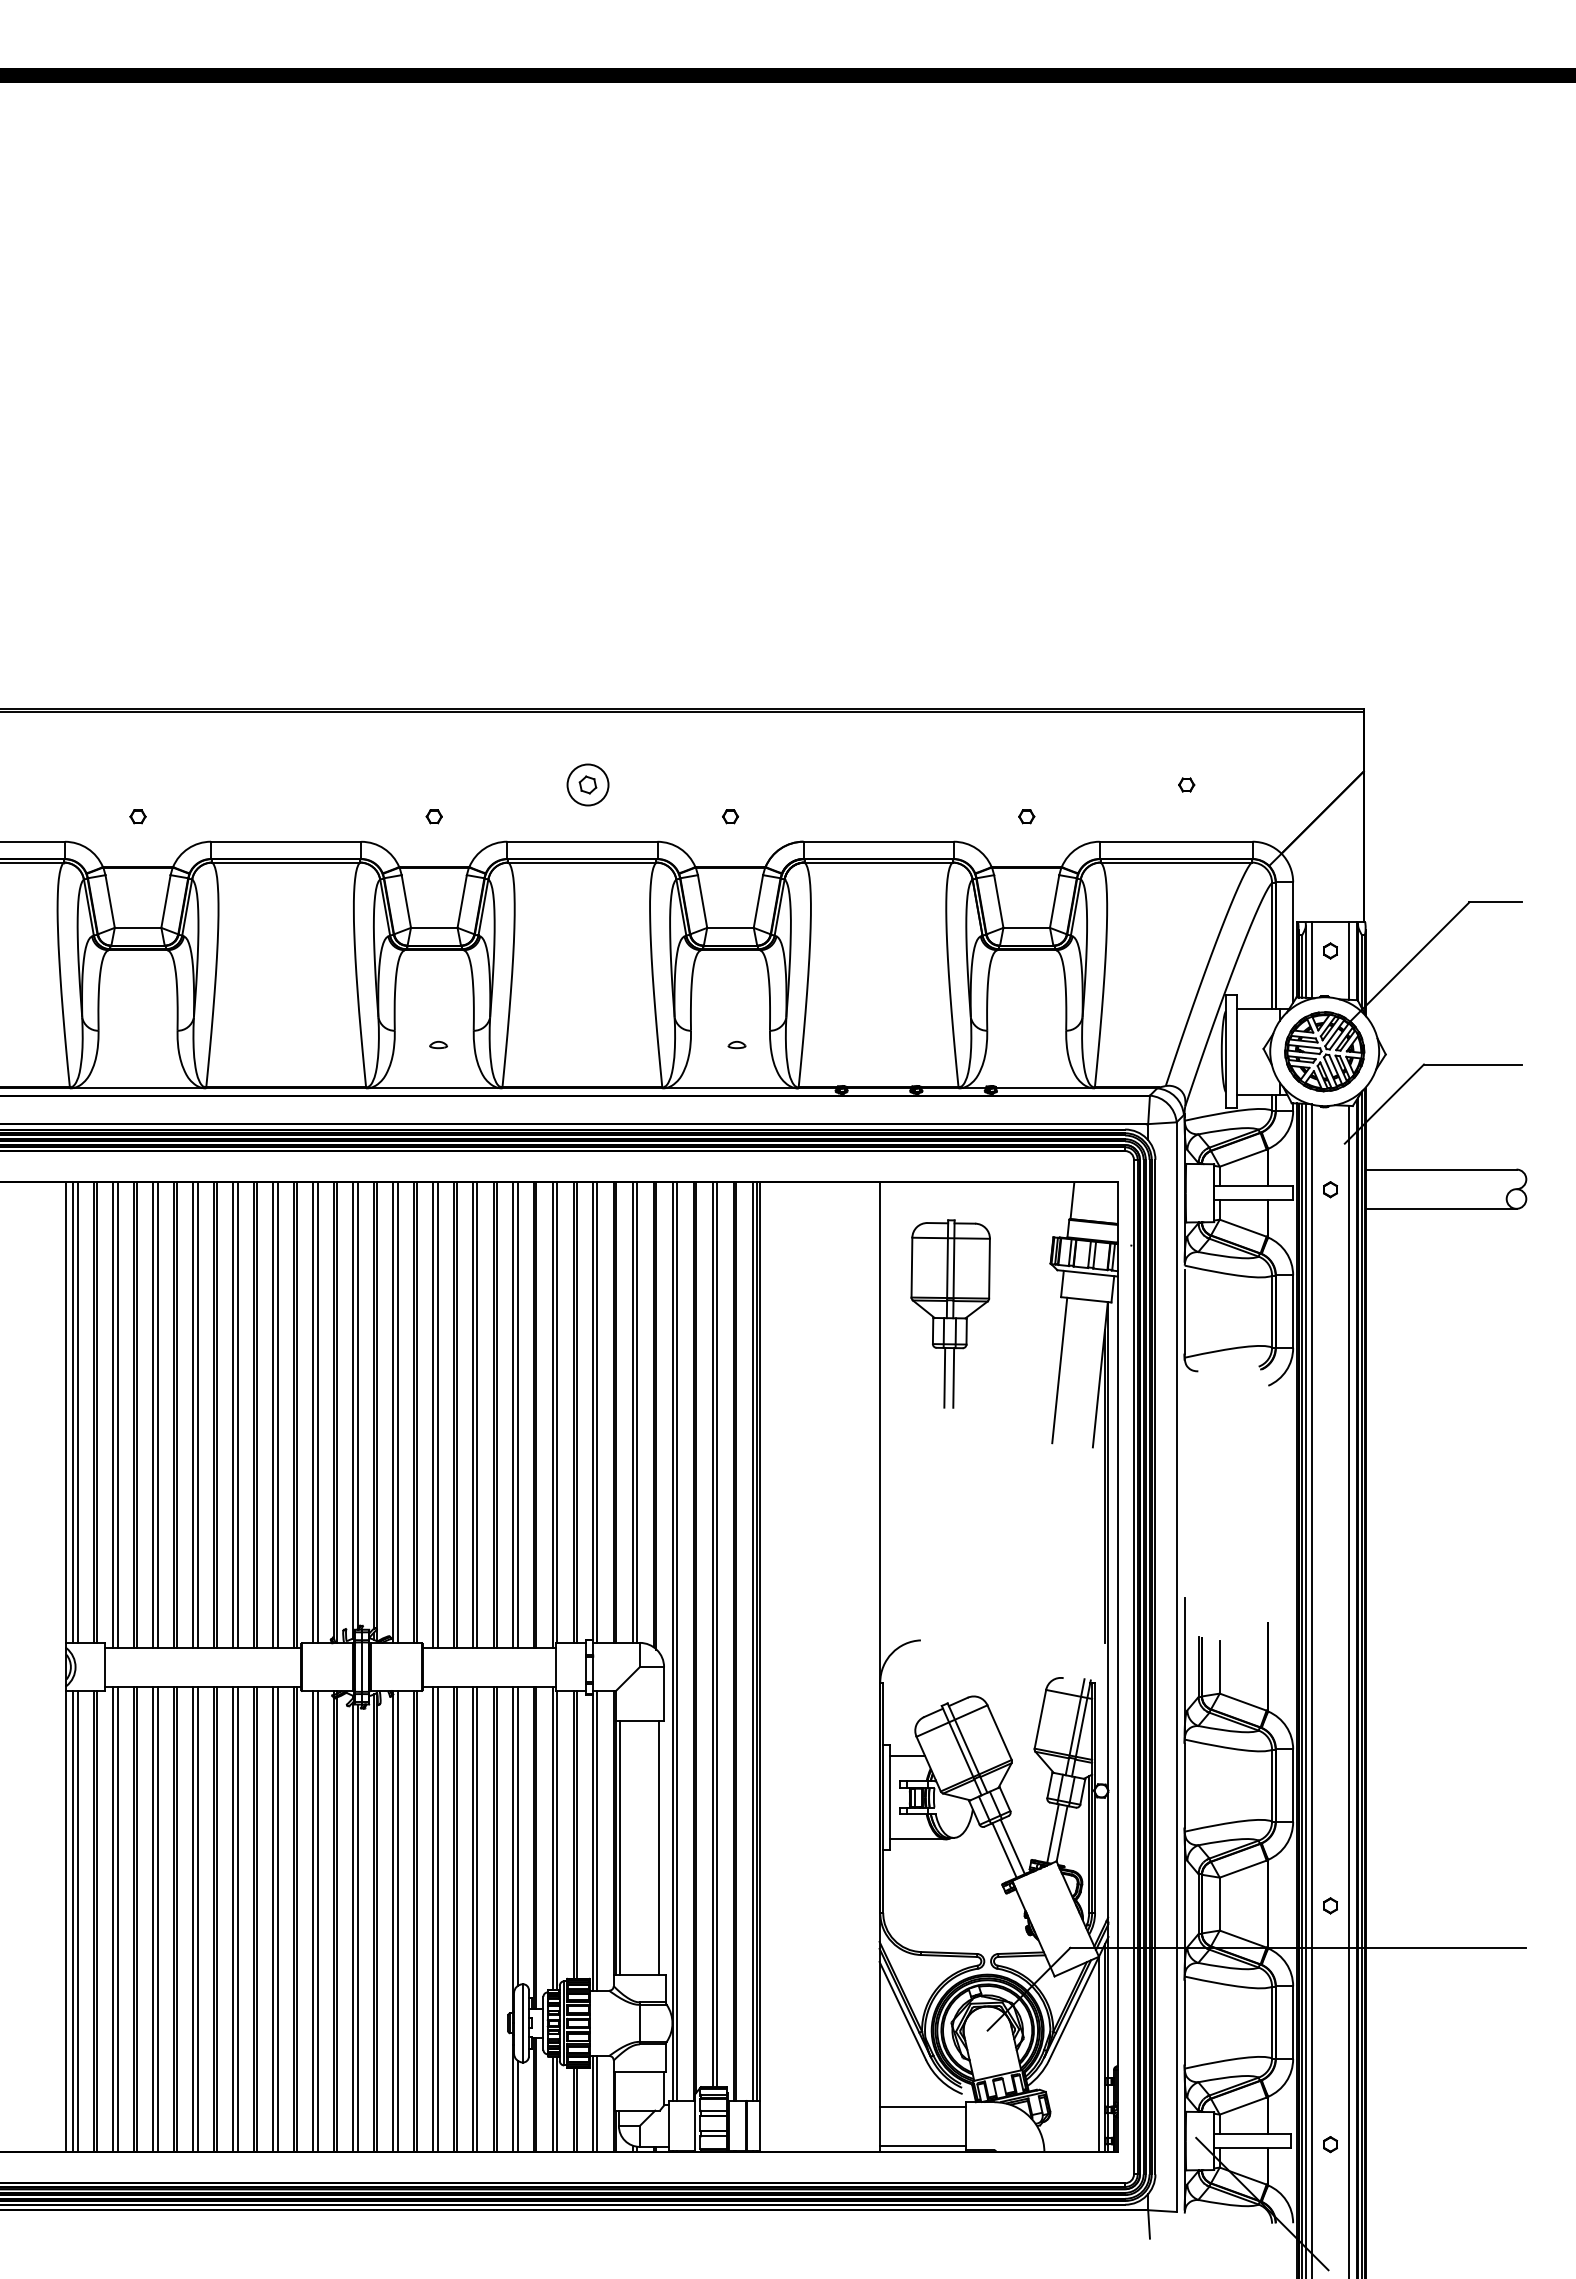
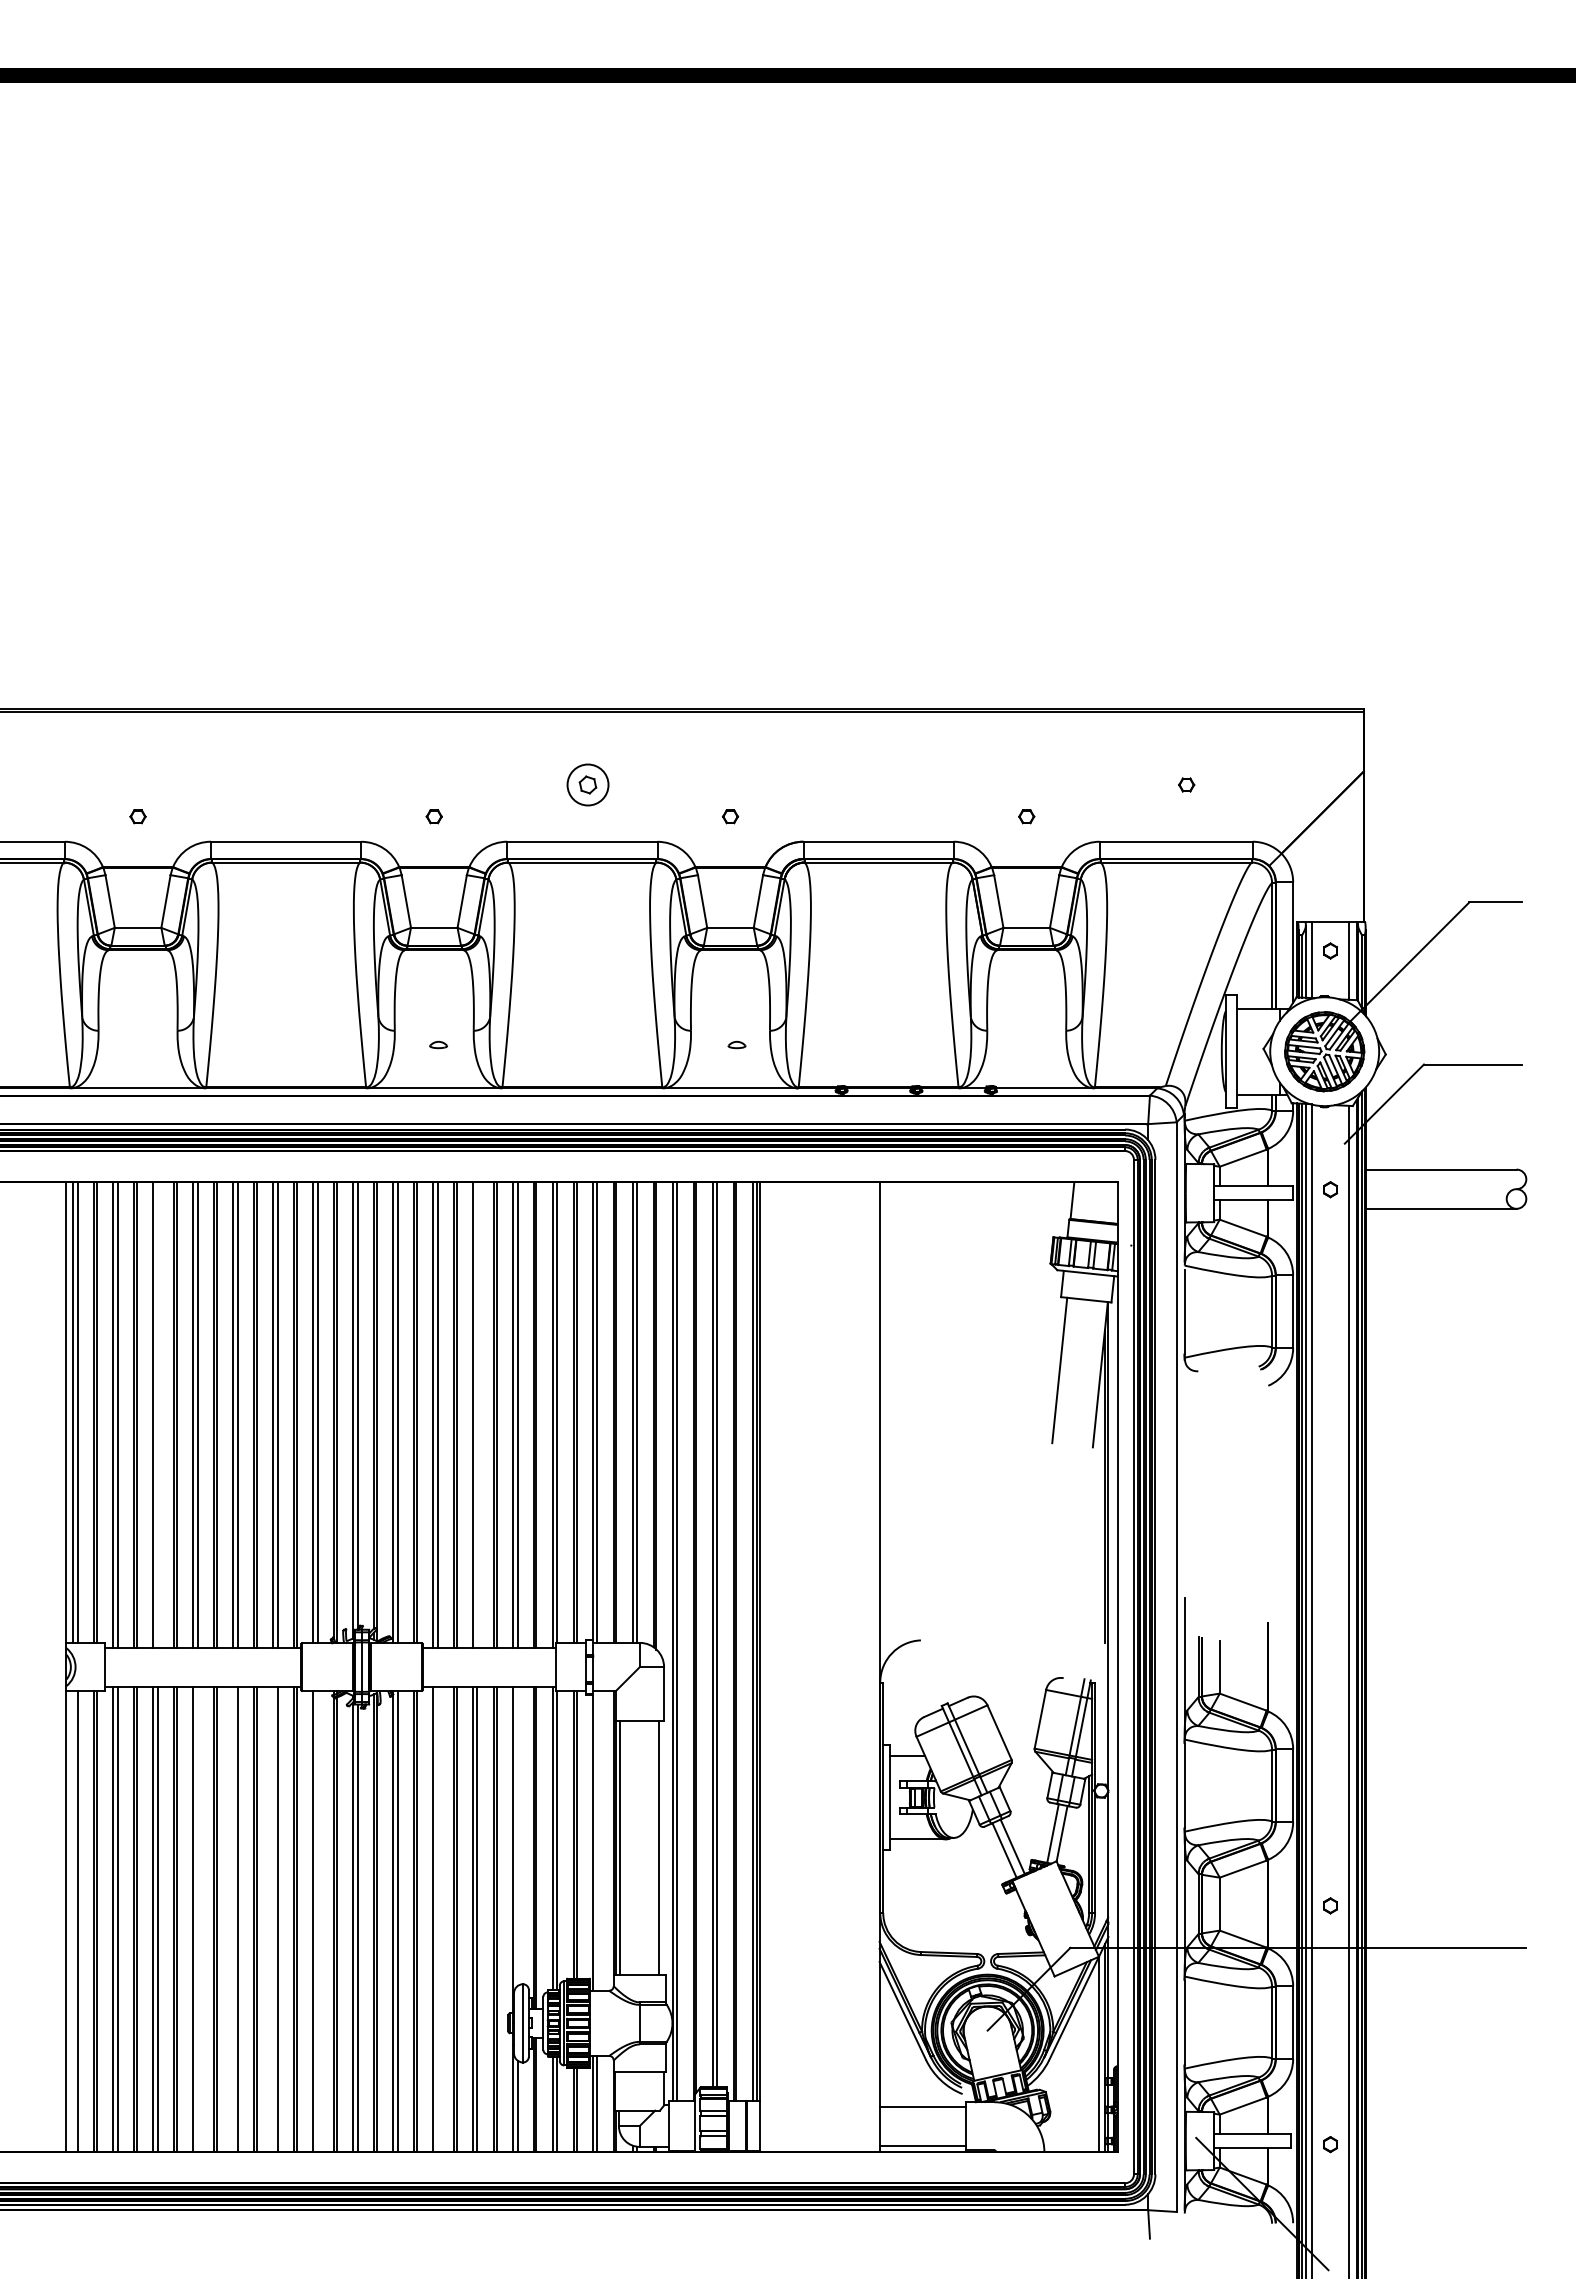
part: present -> none (950, 1313)
line: present -> none (157, 1414)
line: present -> none (477, 1414)
line: present -> none (517, 1836)
line: present -> none (597, 1840)
line: present -> none (197, 1919)
line: present -> none (233, 1919)
line: present -> none (273, 1919)
line: present -> none (437, 1919)
line: present -> none (73, 1921)
line: present -> none (317, 1921)
